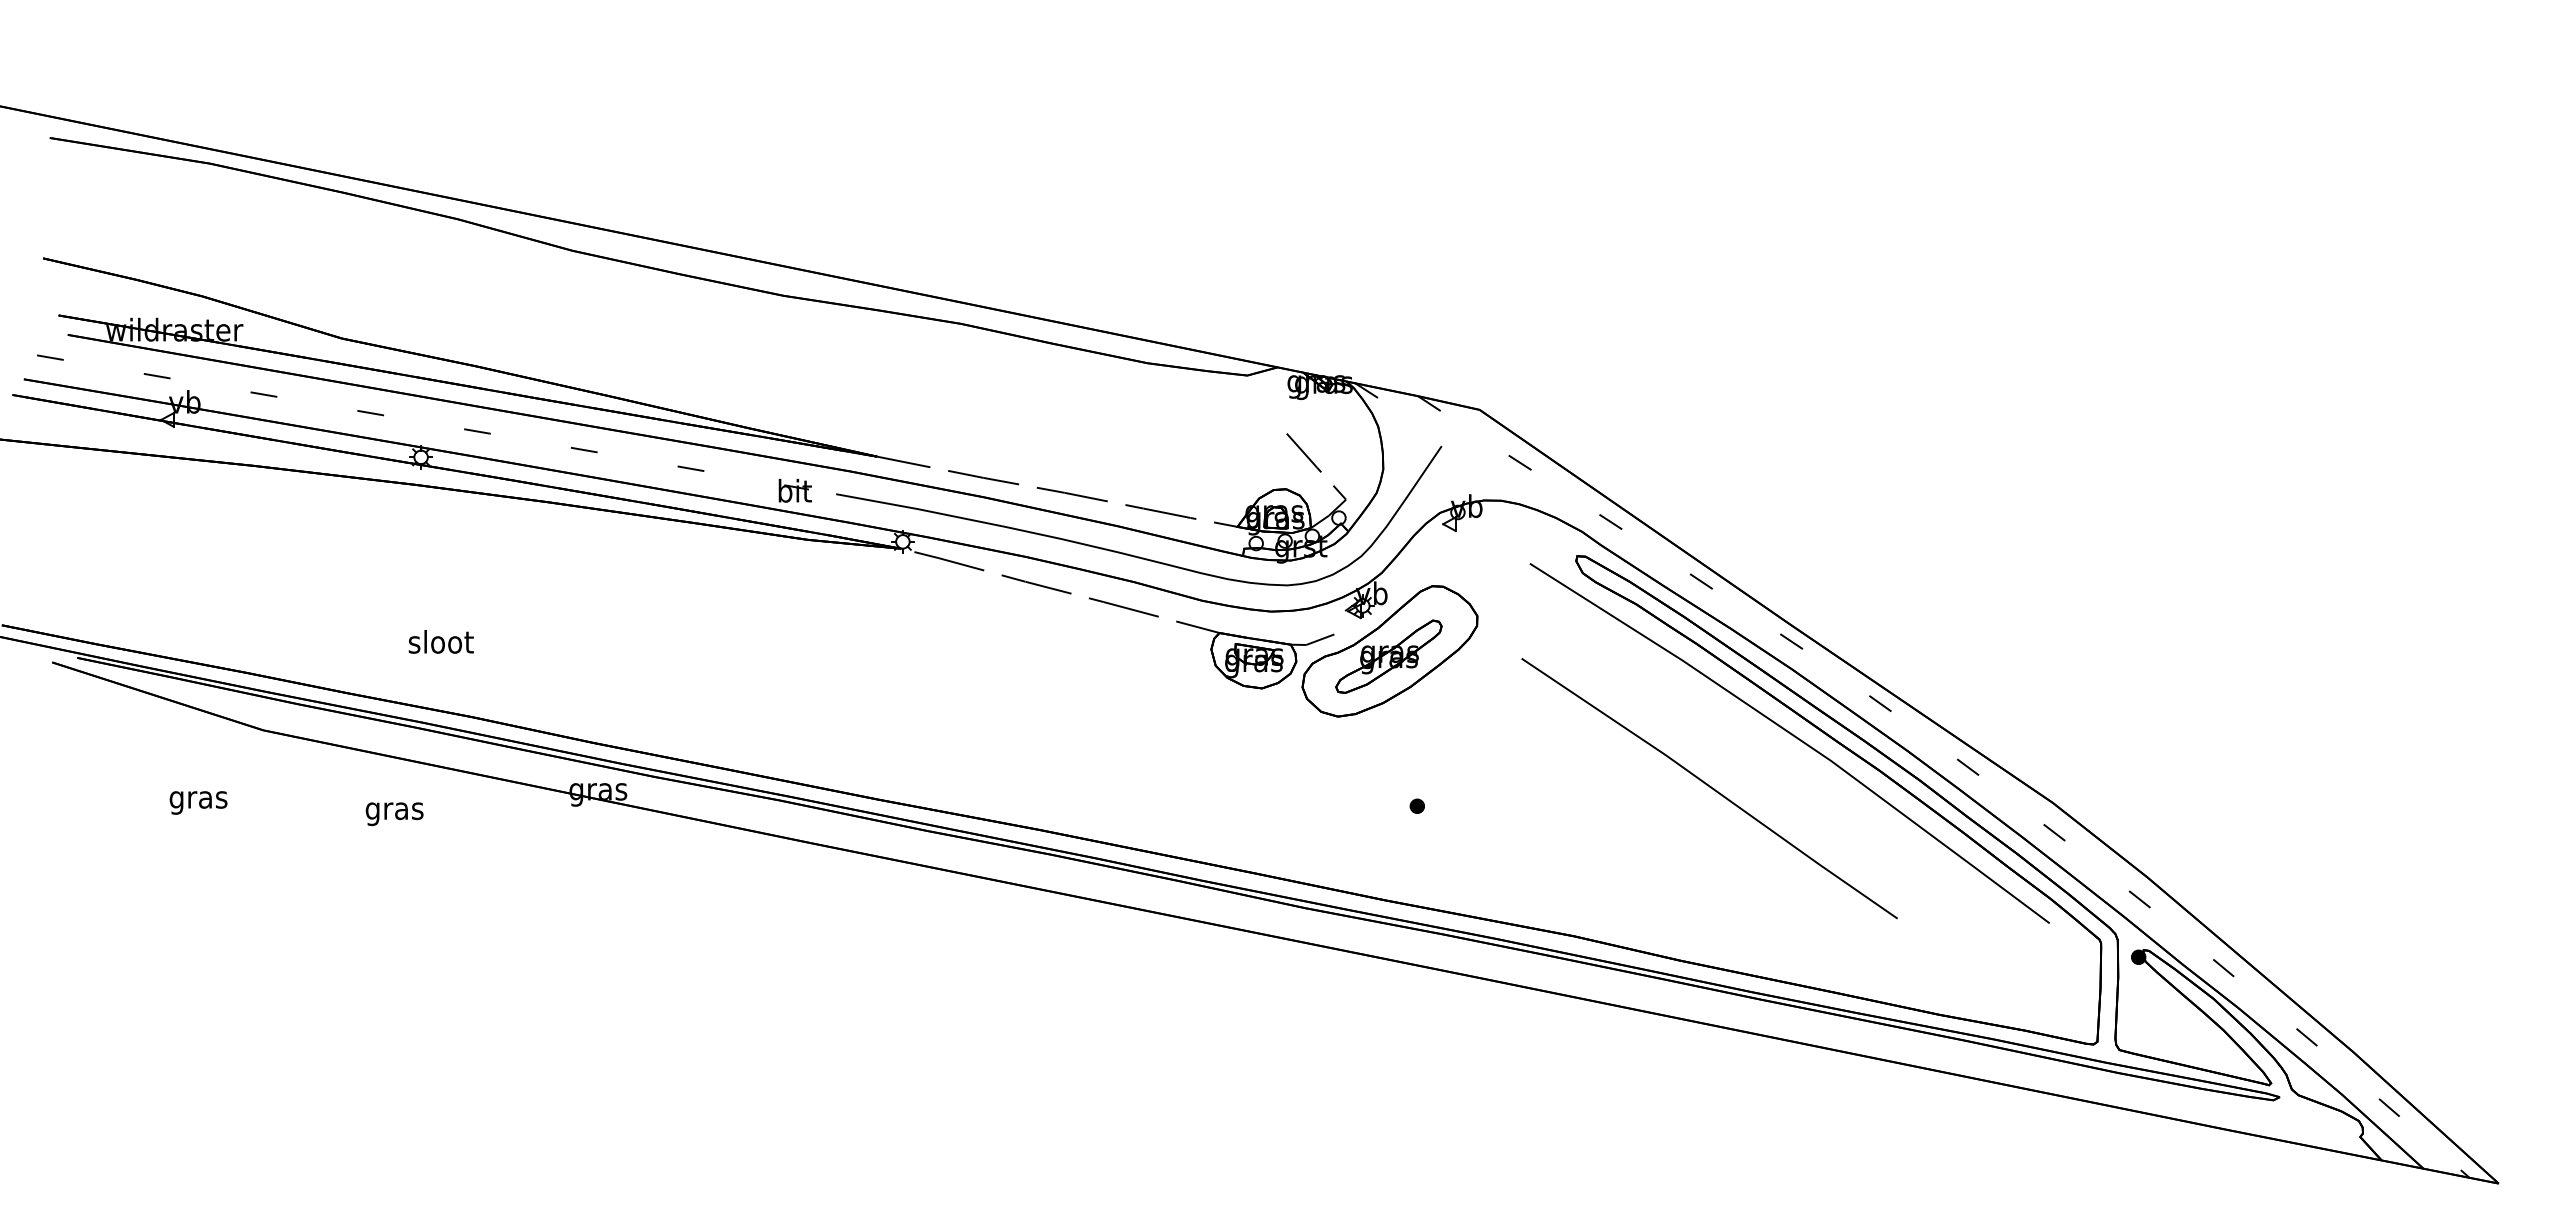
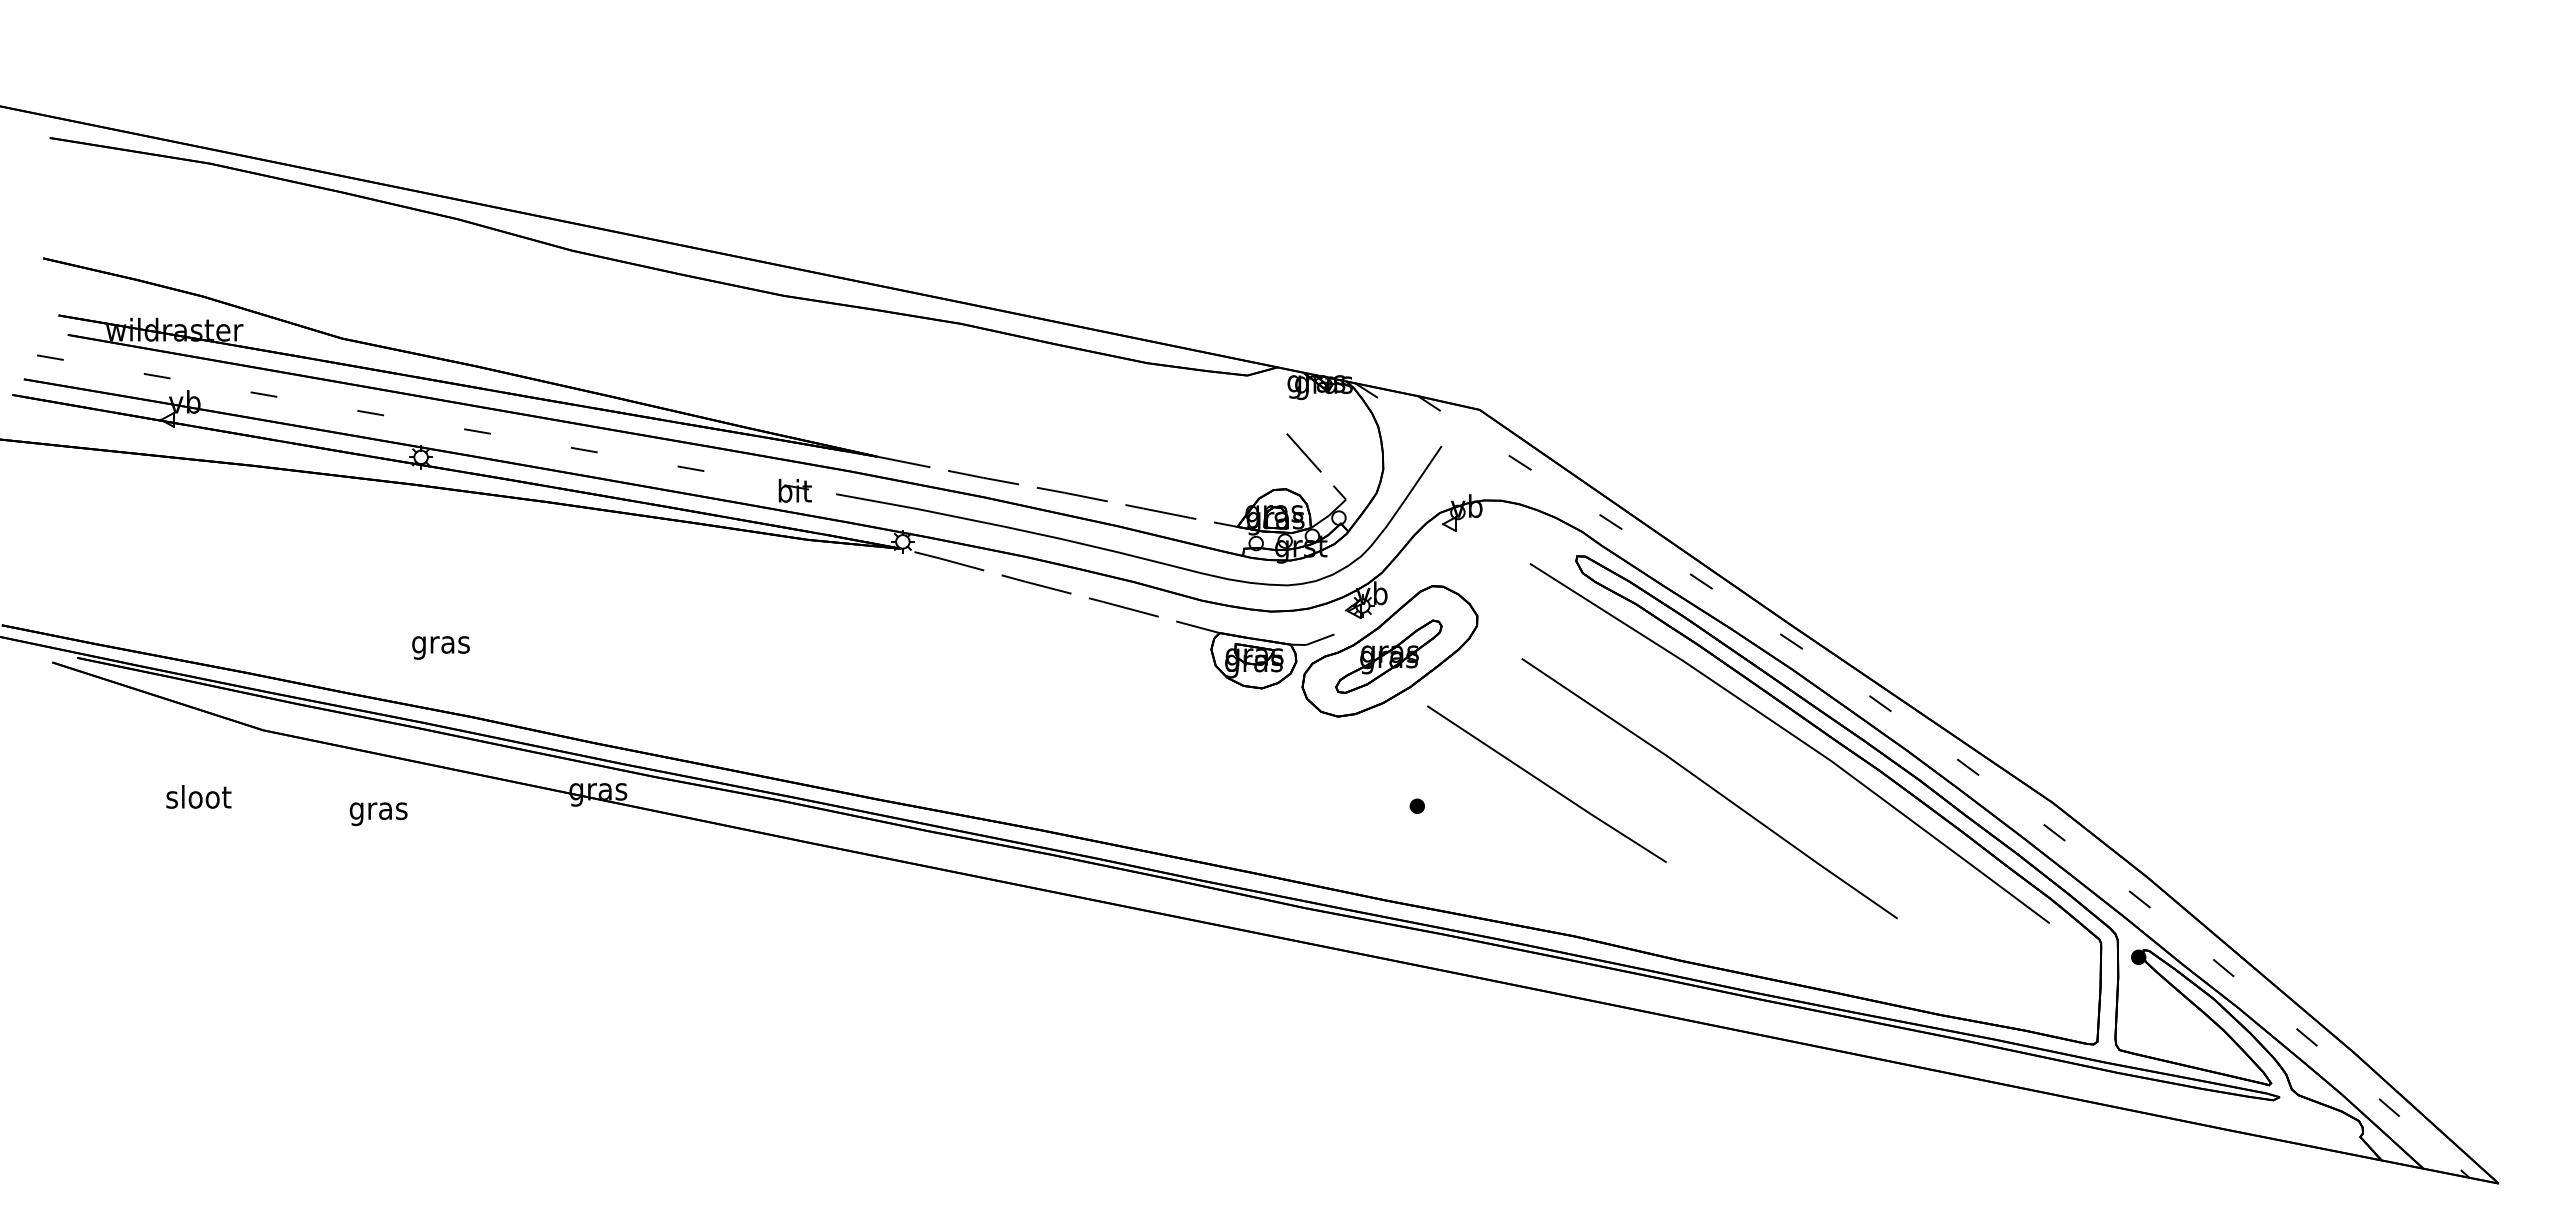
text: sloot -> gras (440, 644)
line: none -> present (1546, 783)
text: gras -> sloot (198, 799)
text position: (394, 814) -> (378, 814) (378, 814)
